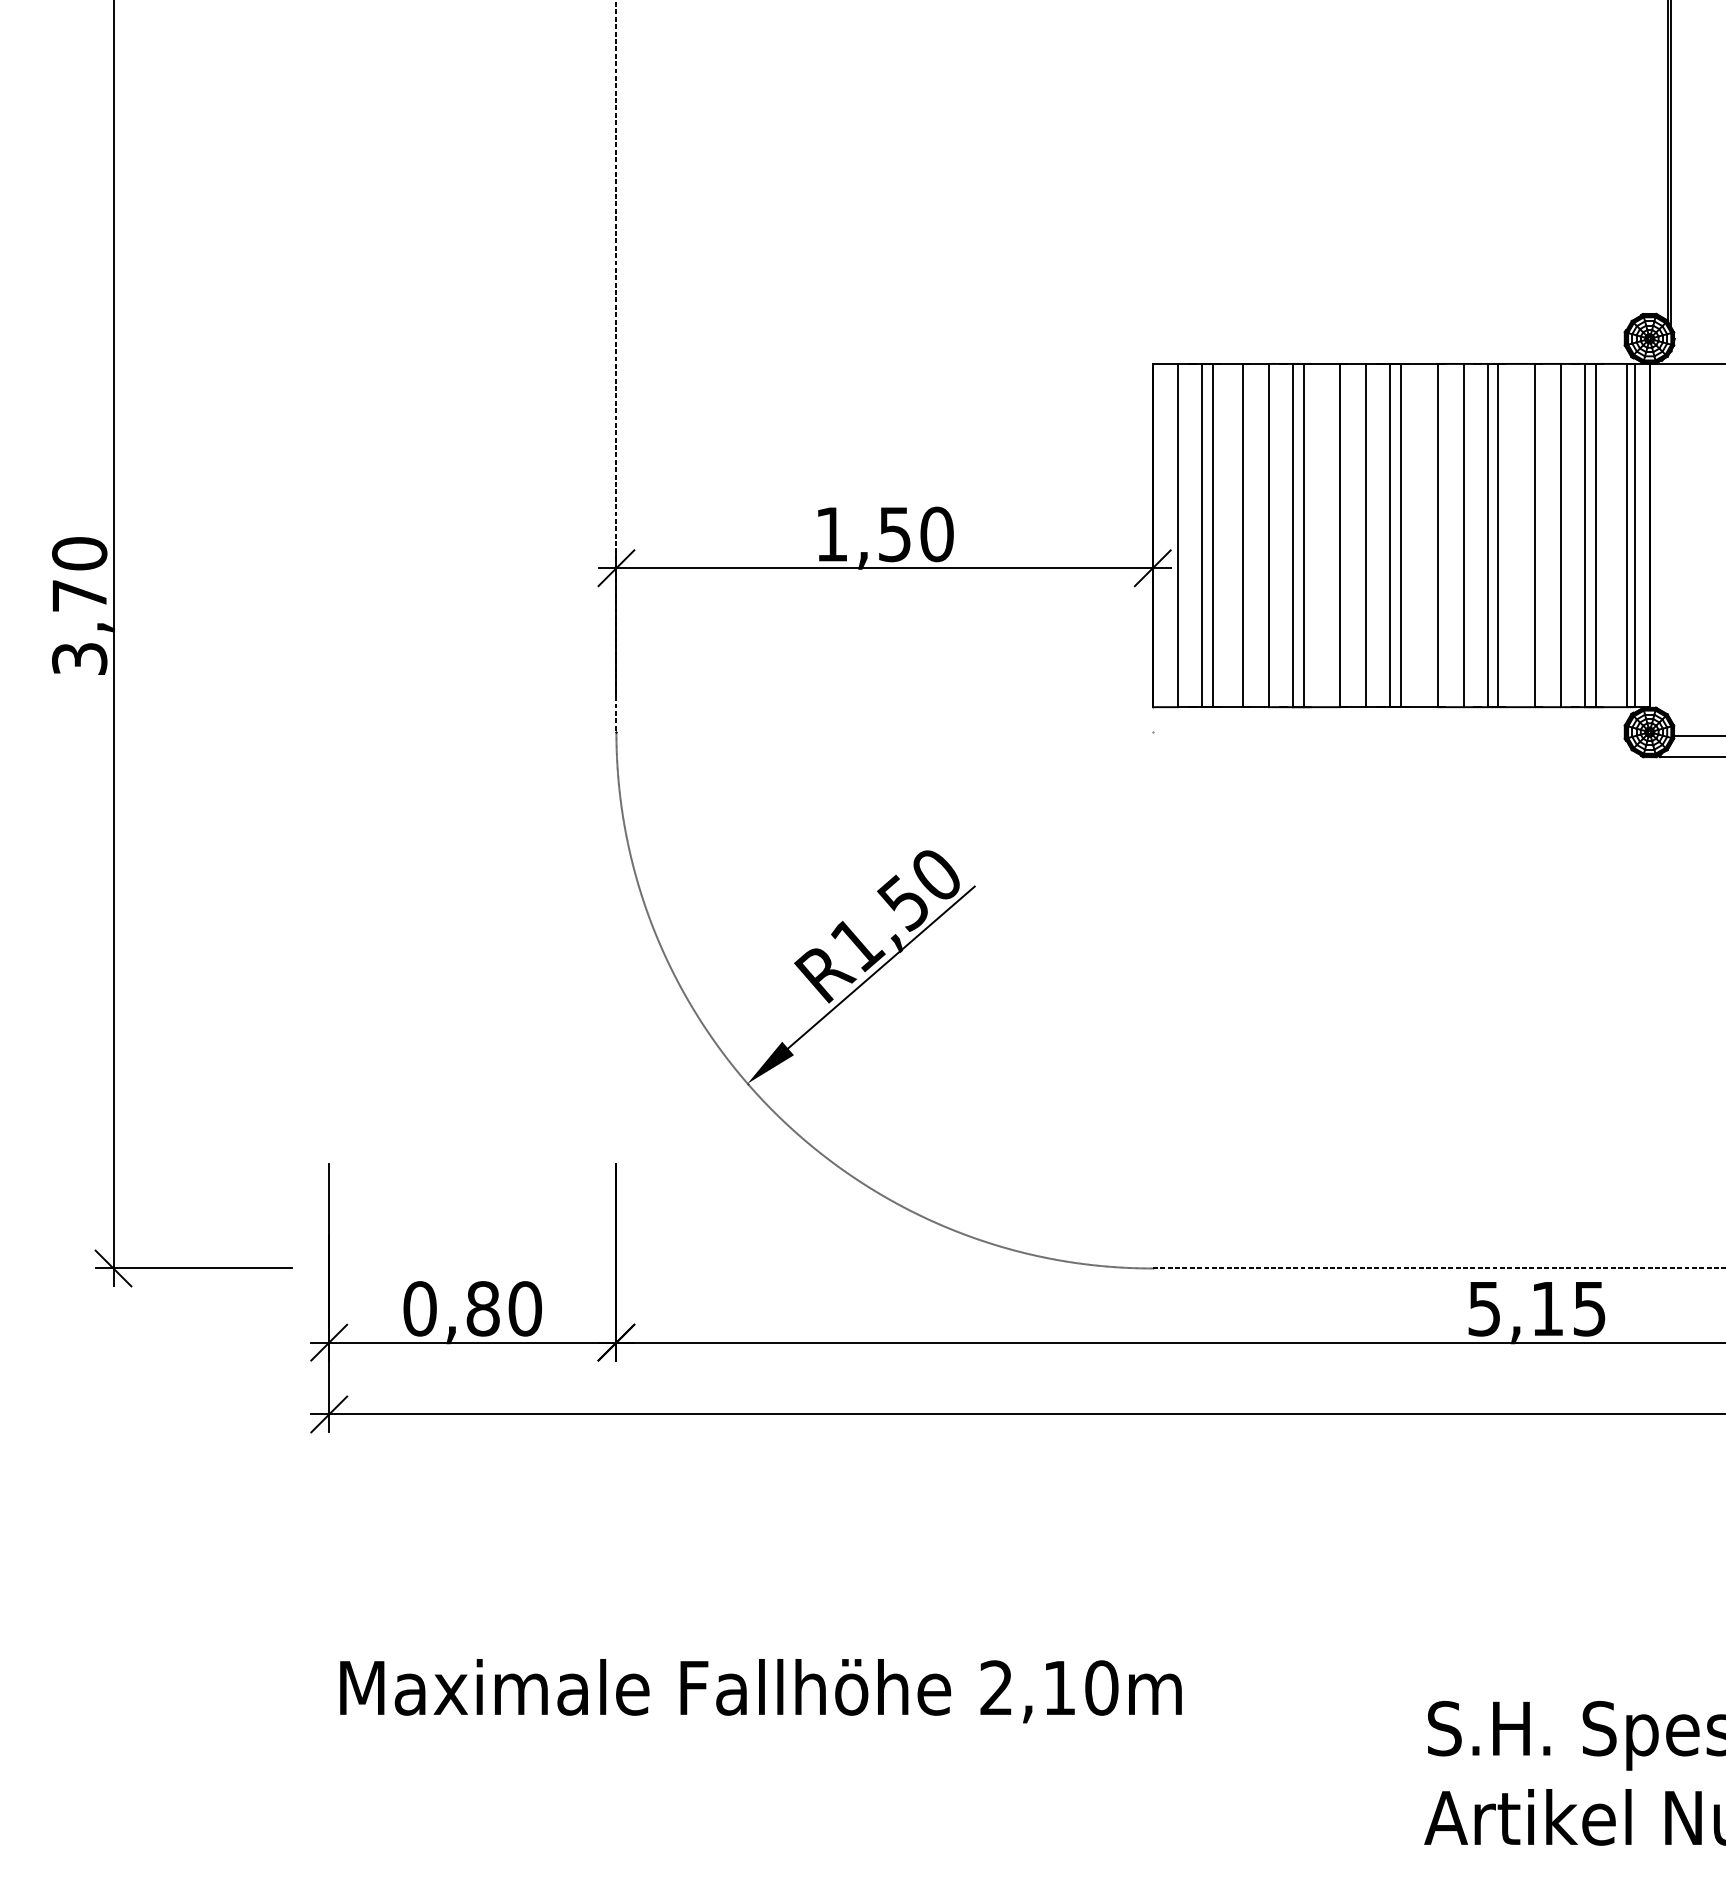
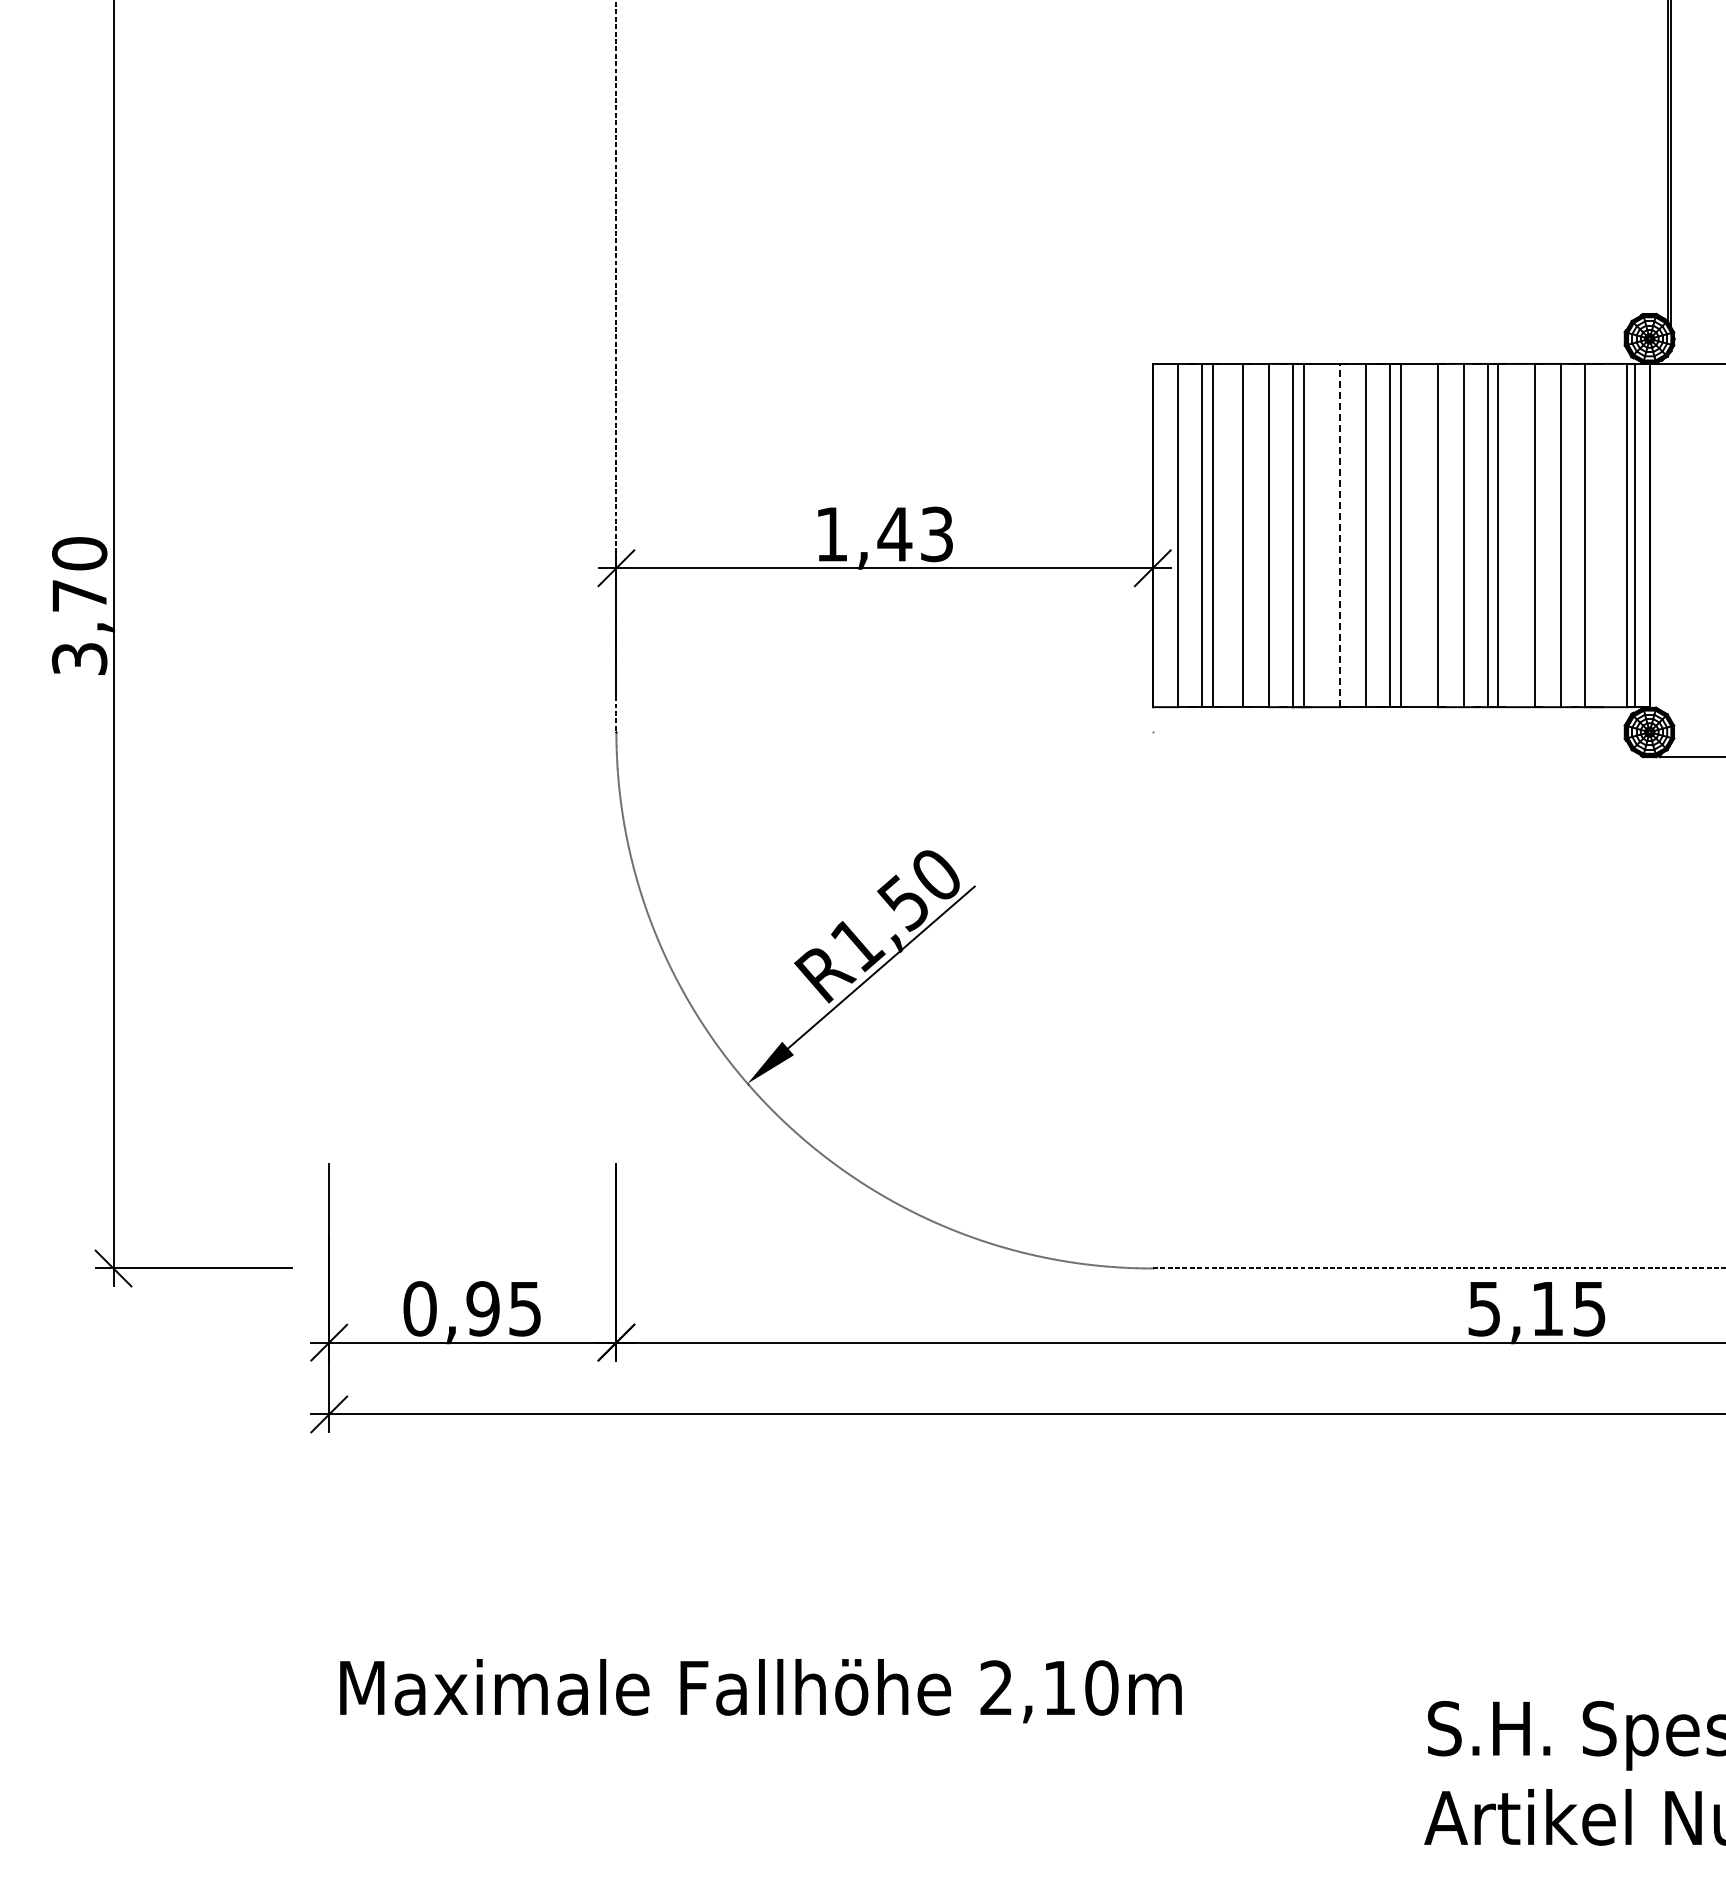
text: 1,50 -> 1,43 (915, 534)
line: solid -> dashed (1340, 535)
line: present -> none (1595, 535)
line: present -> none (1698, 735)
text: 0,80 -> 0,95 (503, 1308)
